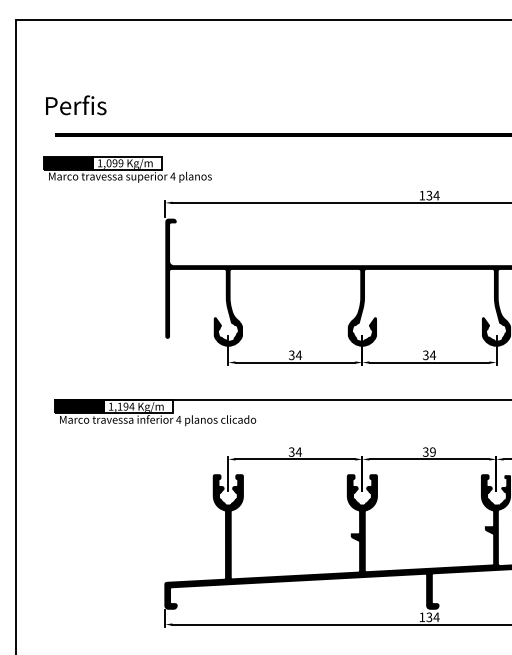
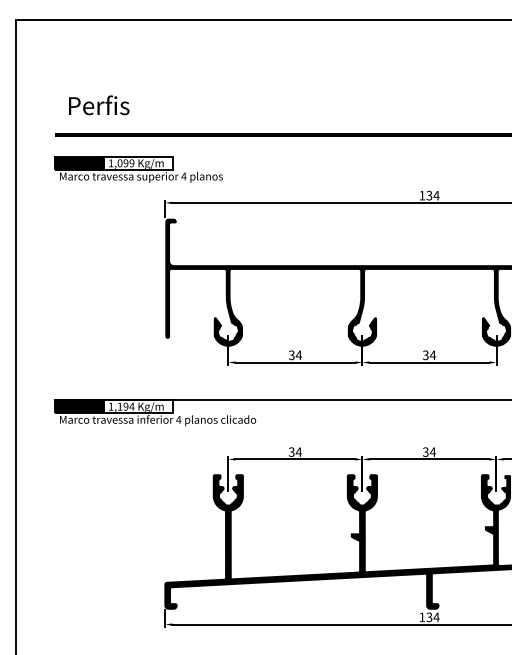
text position: (76, 105) -> (99, 105) (99, 105)
part position: (127, 169) -> (138, 169) (138, 169)
text: 39 -> 34 (432, 451)
